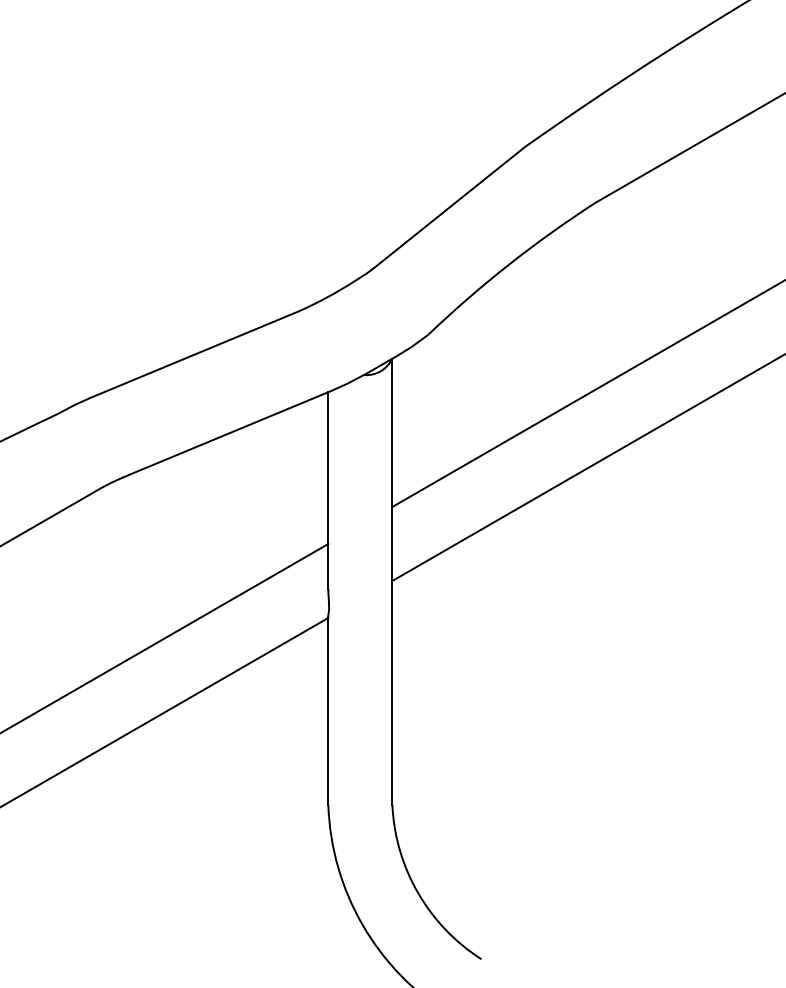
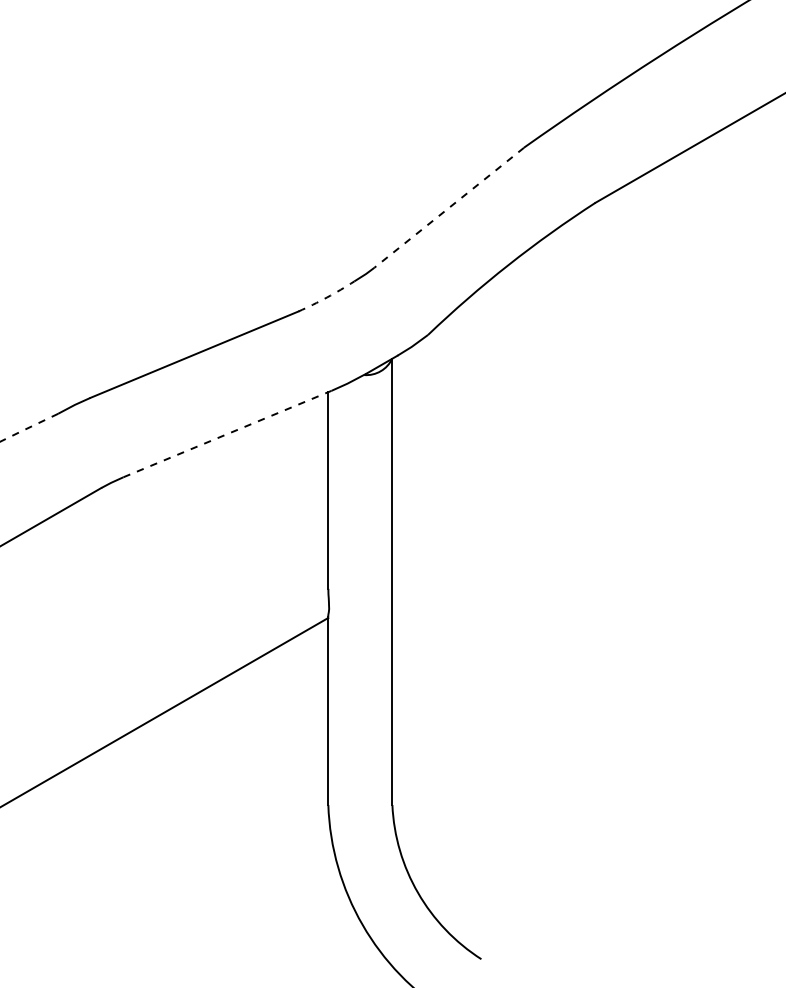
line: solid -> dashed (449, 207)
arc: solid -> dashed (327, 297)
line: present -> none (587, 393)
arc: solid -> dashed (29, 427)
line: solid -> dashed (227, 434)
line: present -> none (587, 467)
line: present -> none (165, 637)
